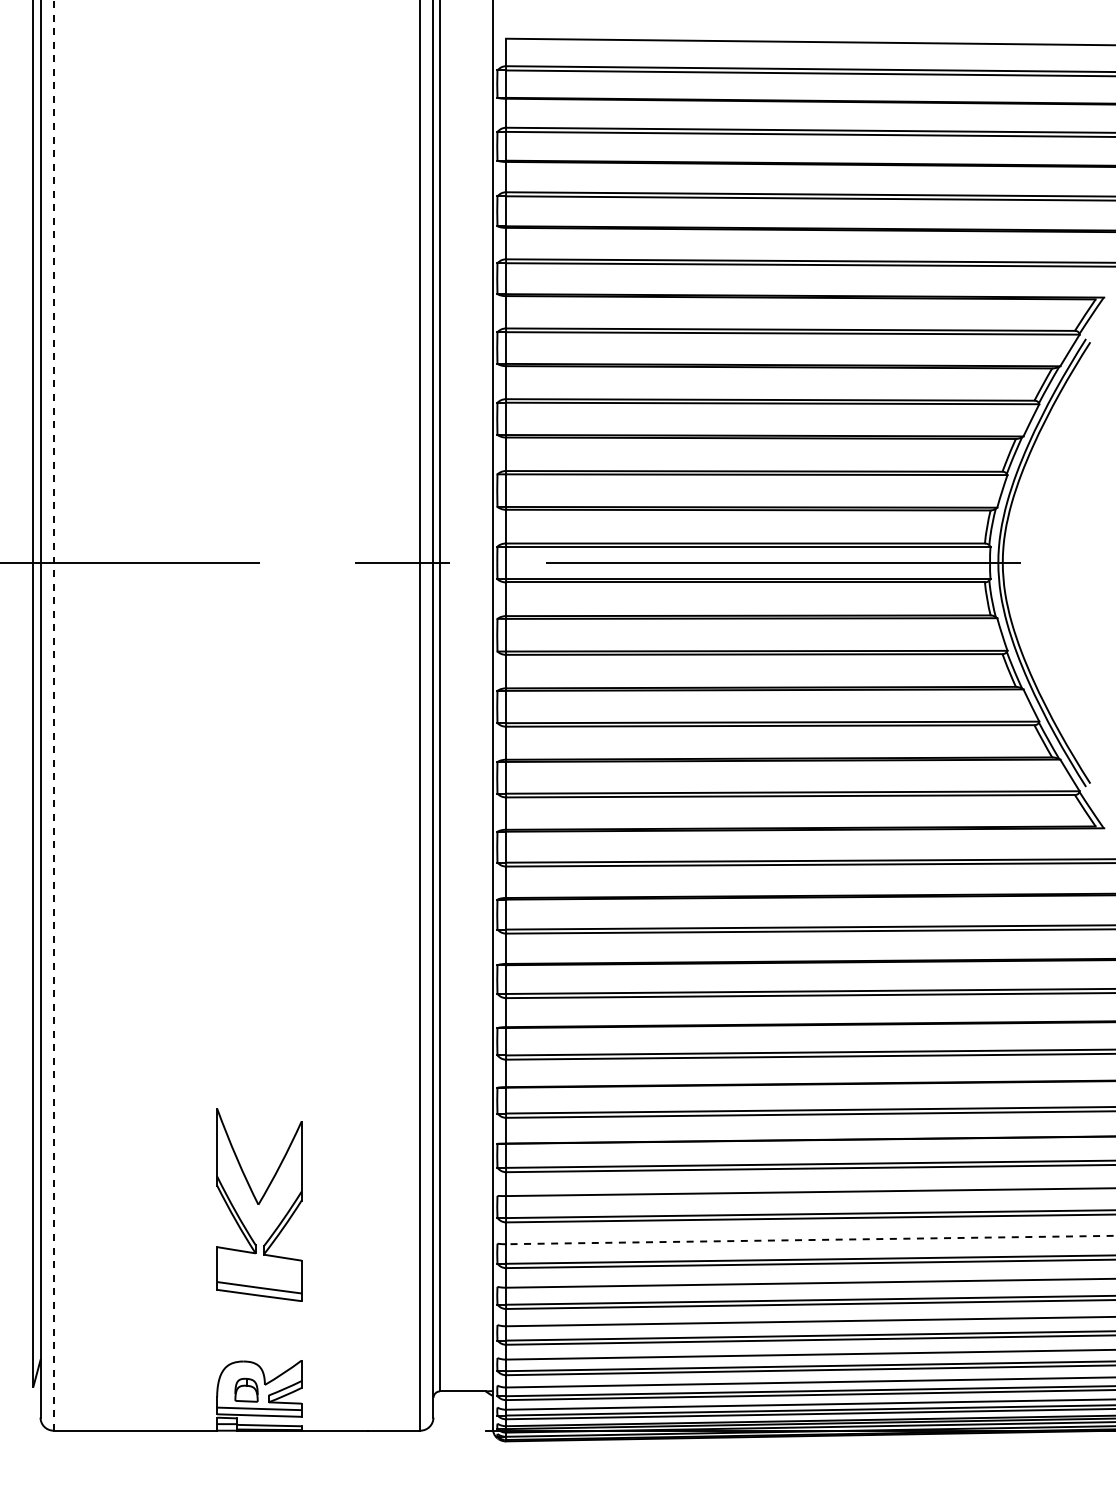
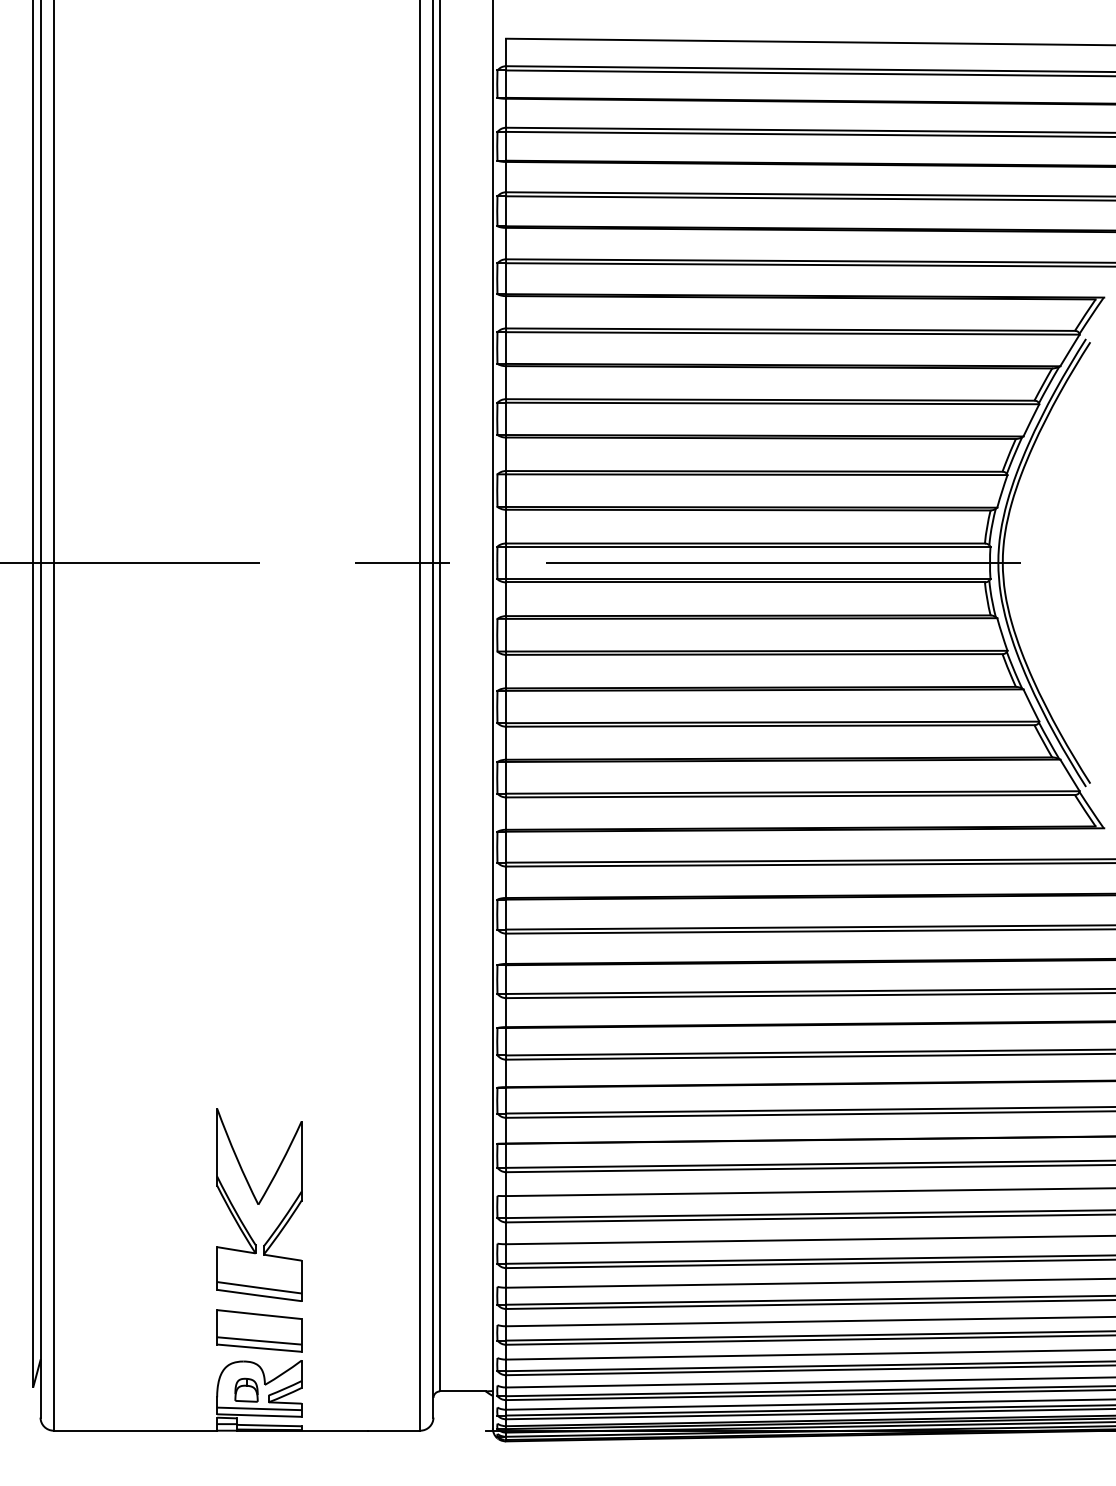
line: dashed -> solid (53, 714)
line: dashed -> solid (810, 1240)
part: none -> present (259, 1330)
